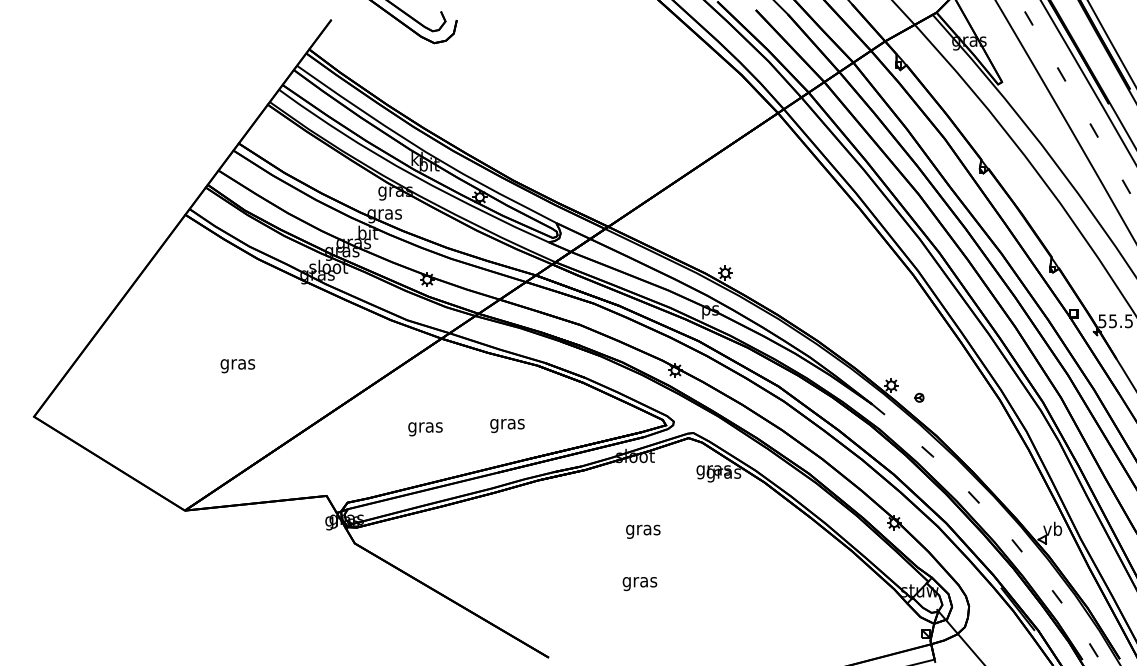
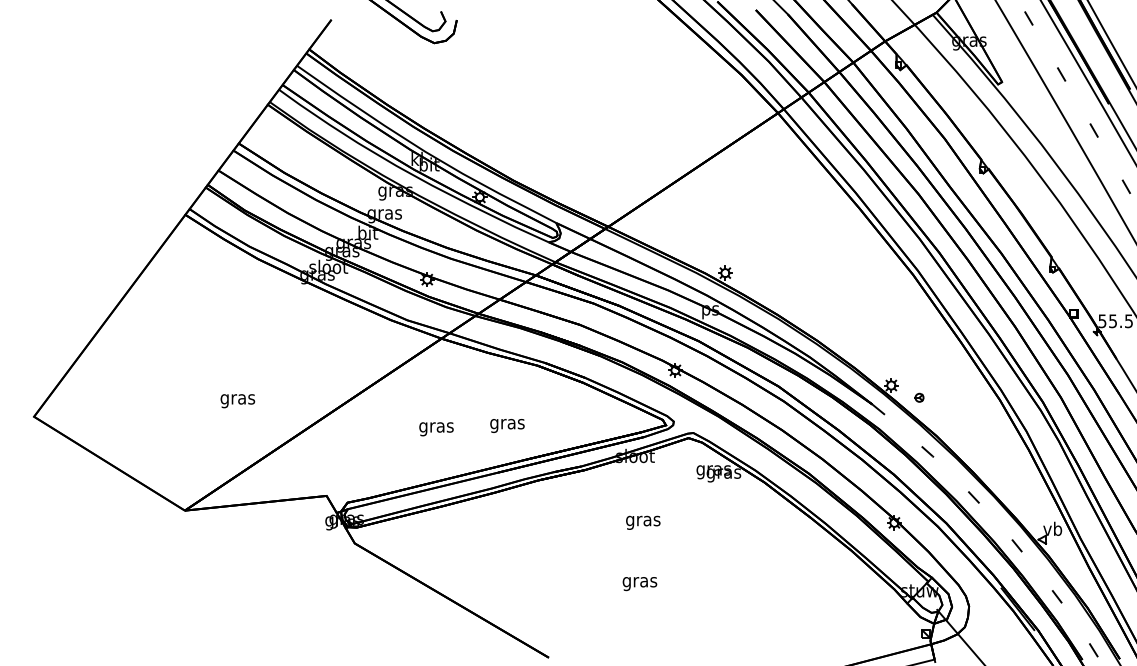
text position: (237, 366) -> (237, 401) (237, 401)
text position: (425, 429) -> (436, 429) (436, 429)
text position: (643, 531) -> (643, 522) (643, 522)
